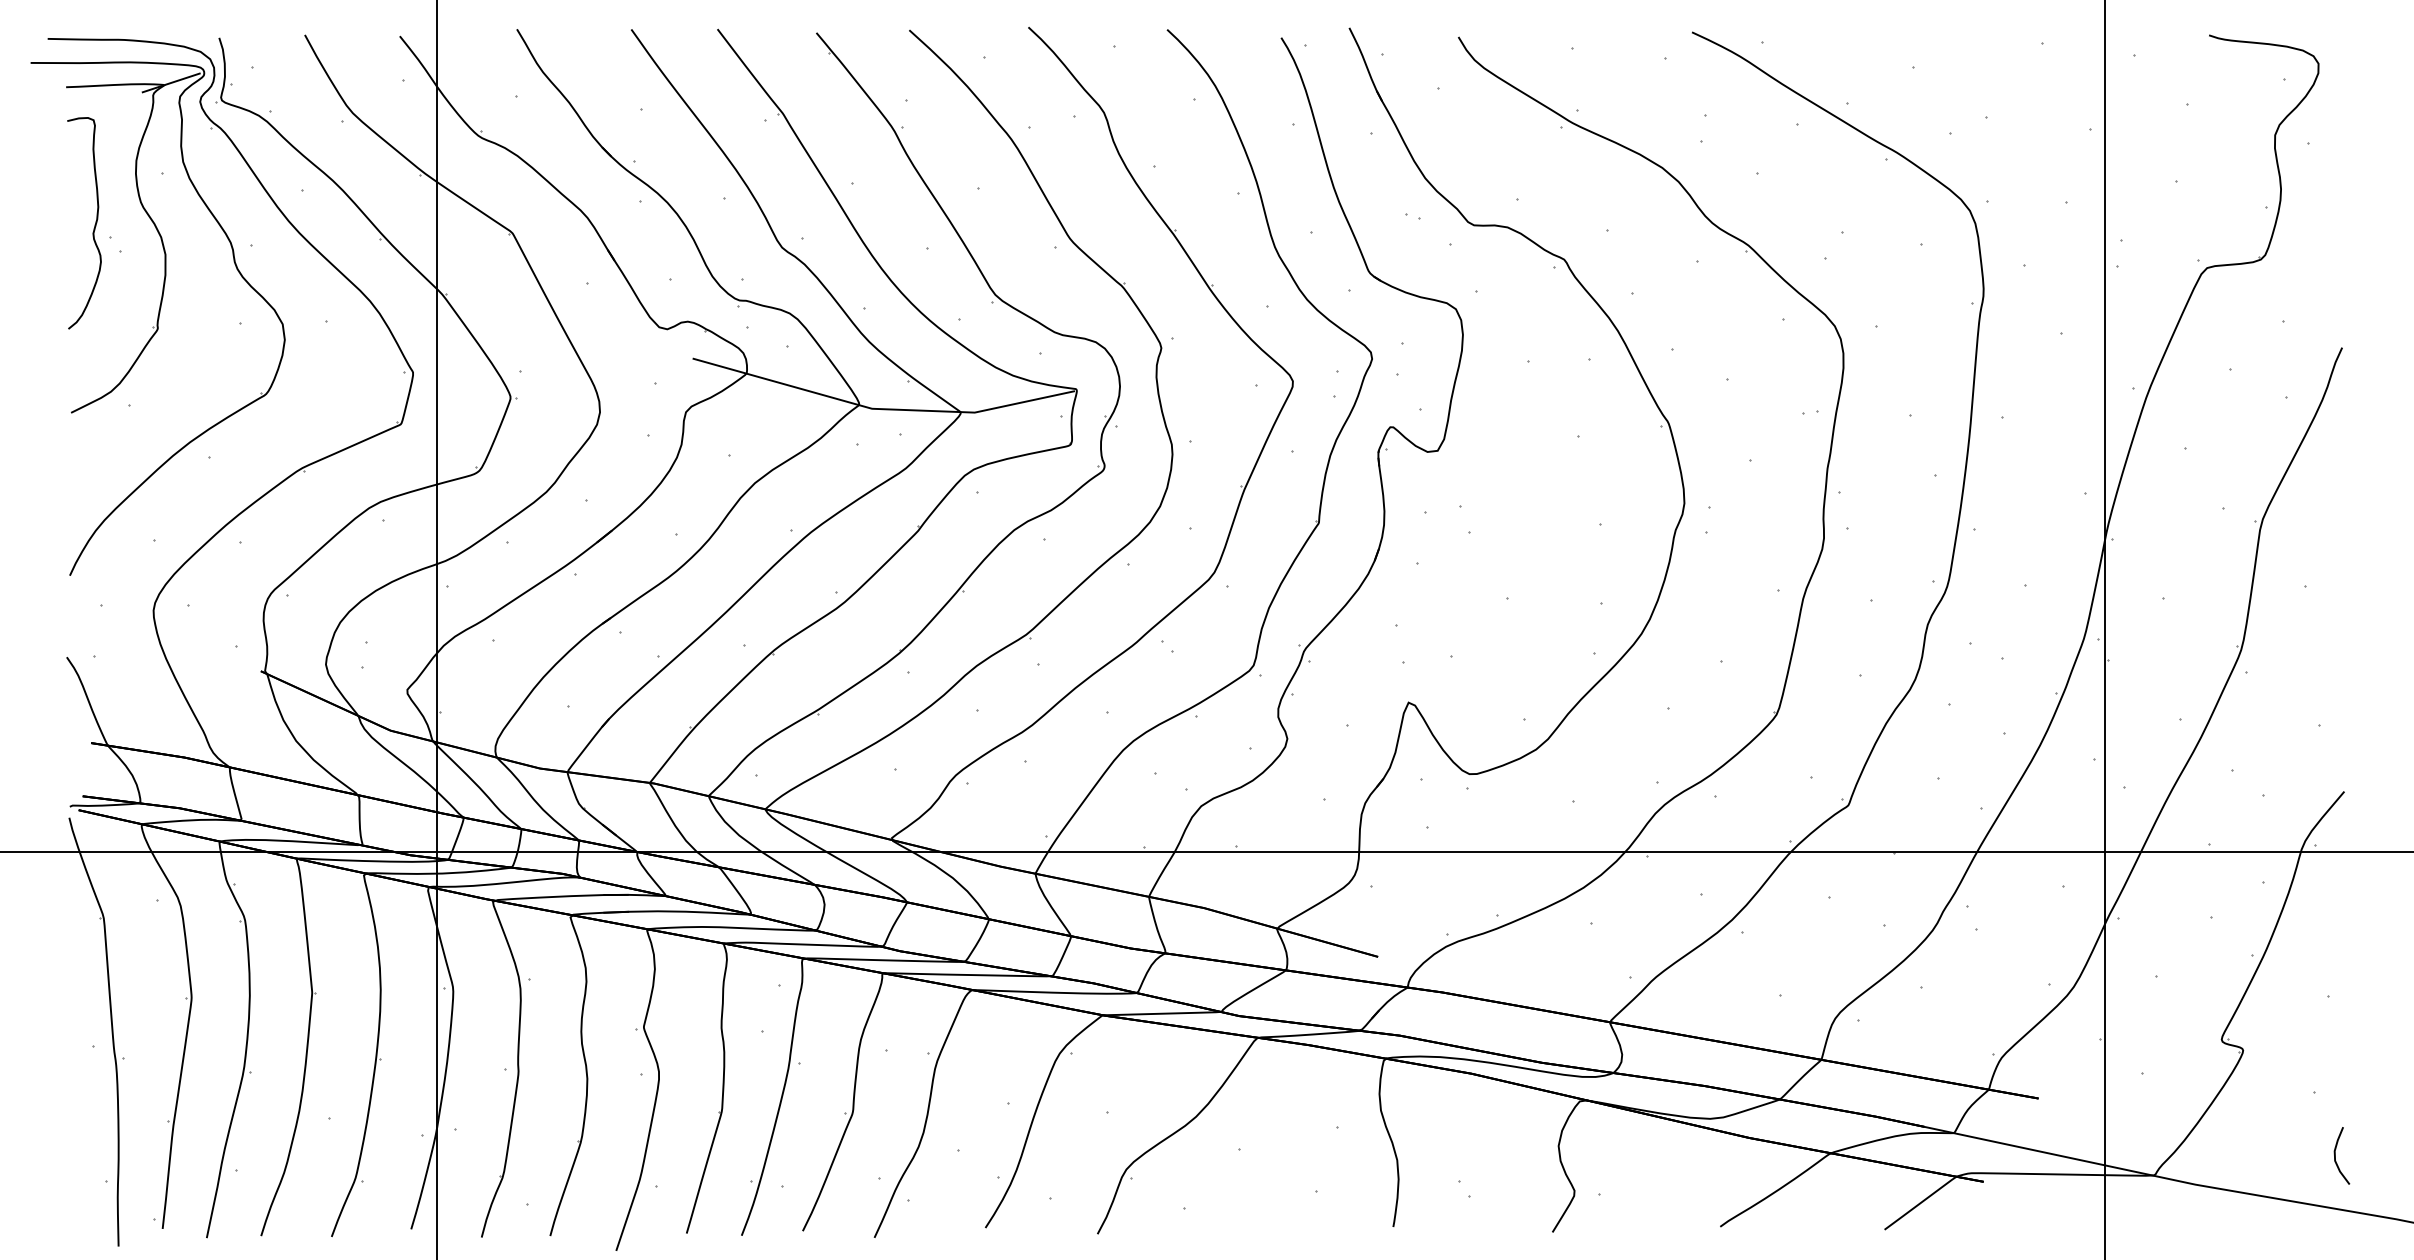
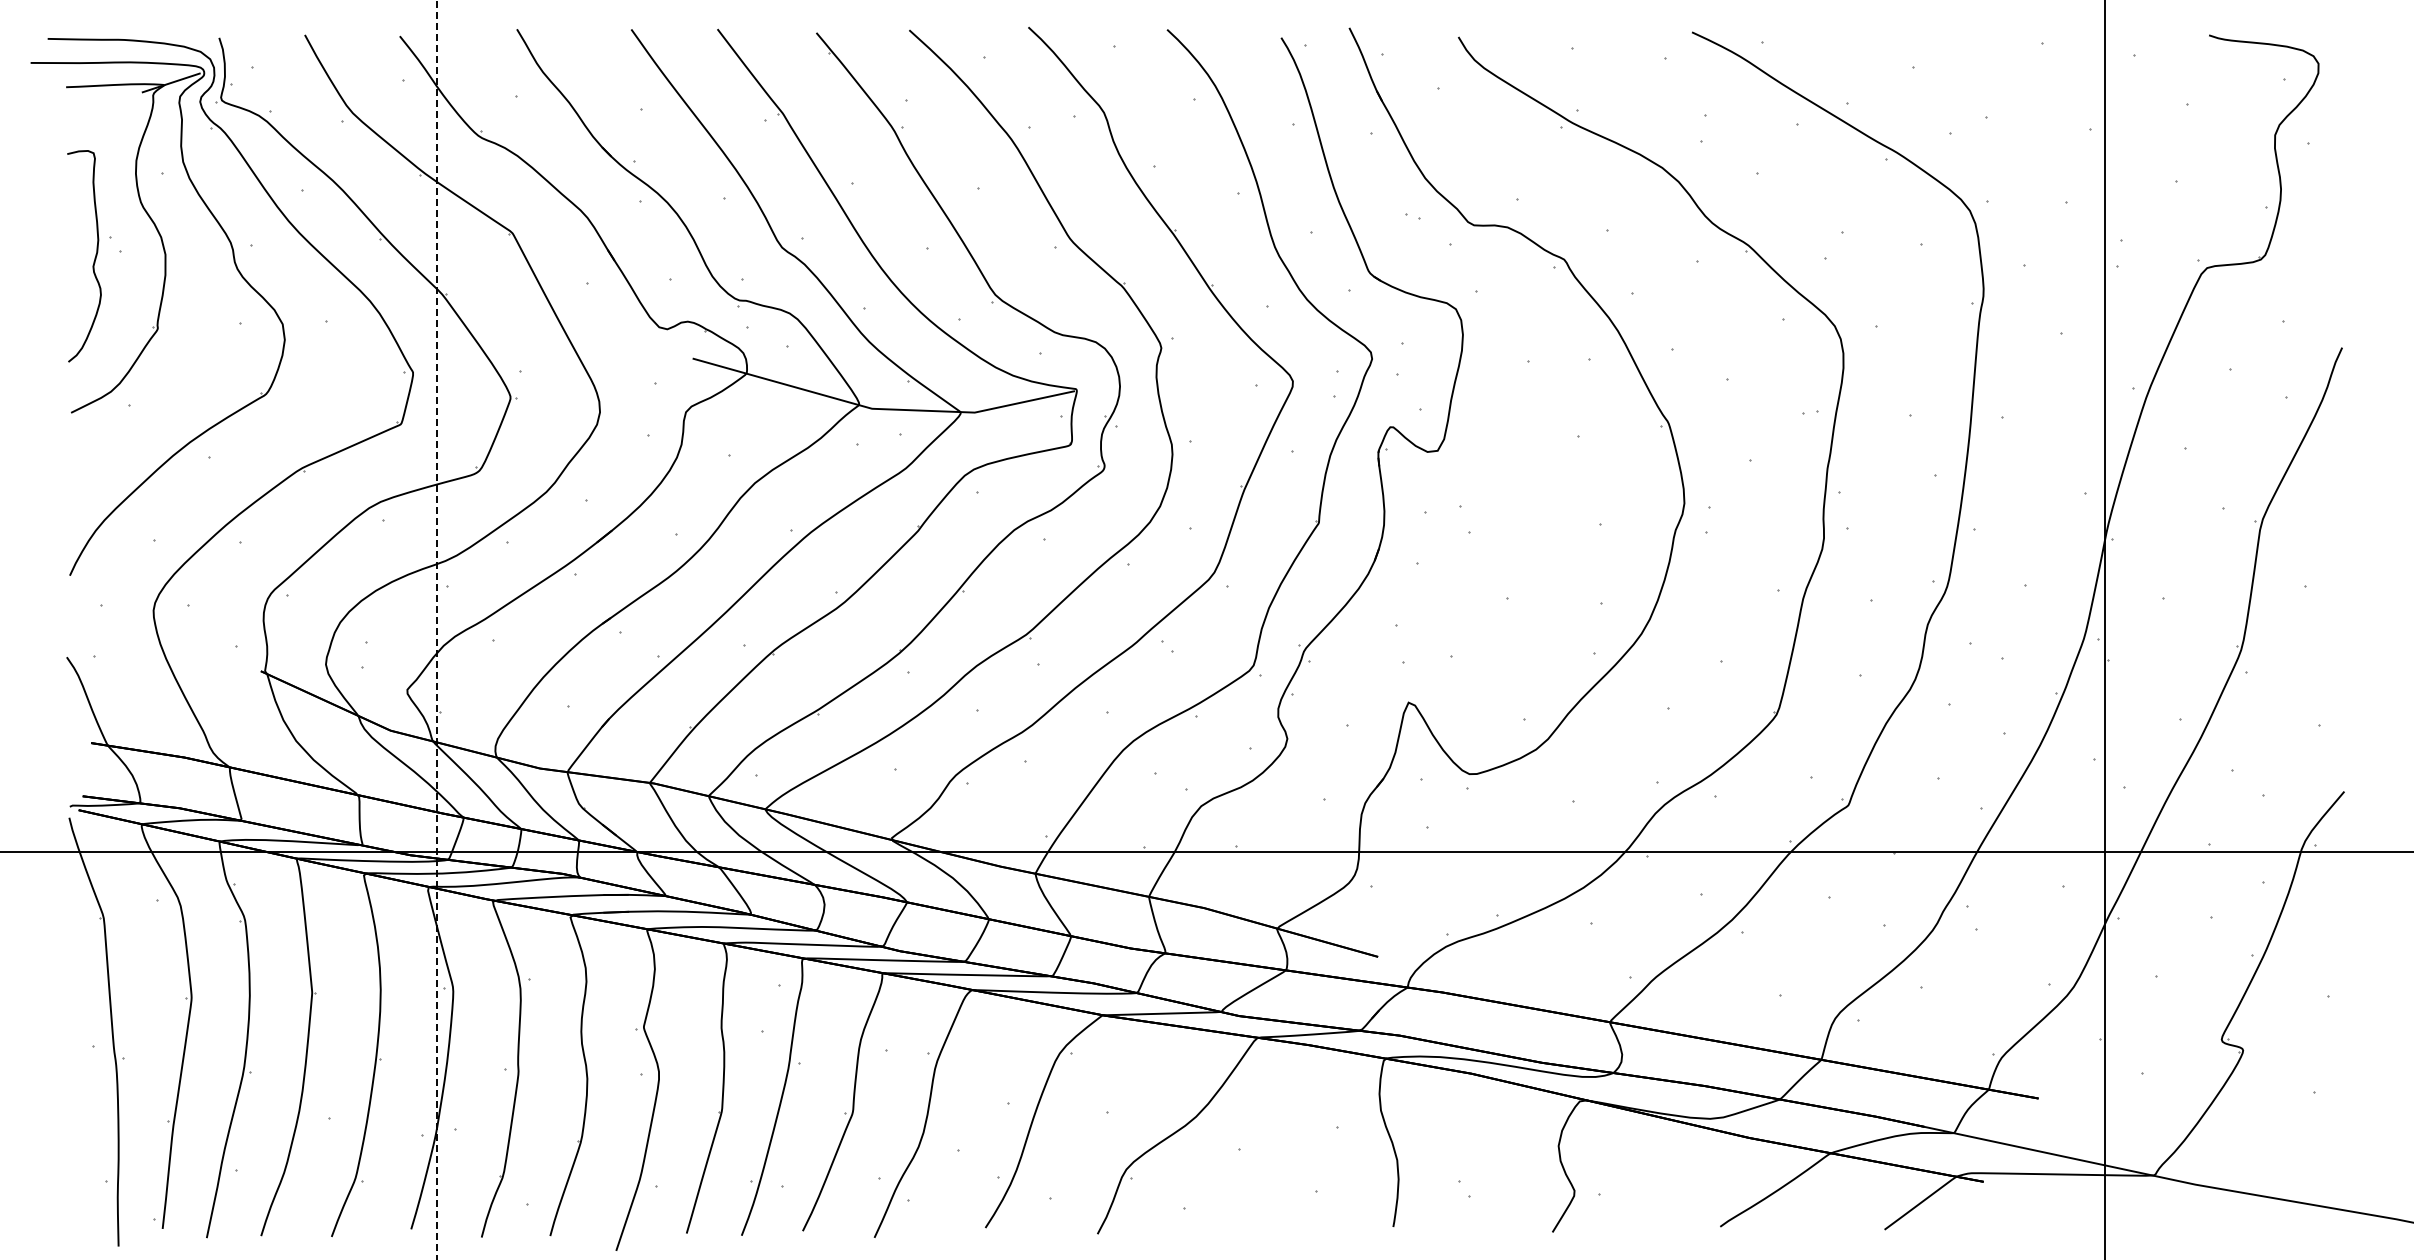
curve position: (94, 224) -> (94, 257) (94, 257)
line: solid -> dashed (437, 630)
curve: present -> none (2335, 1155)
